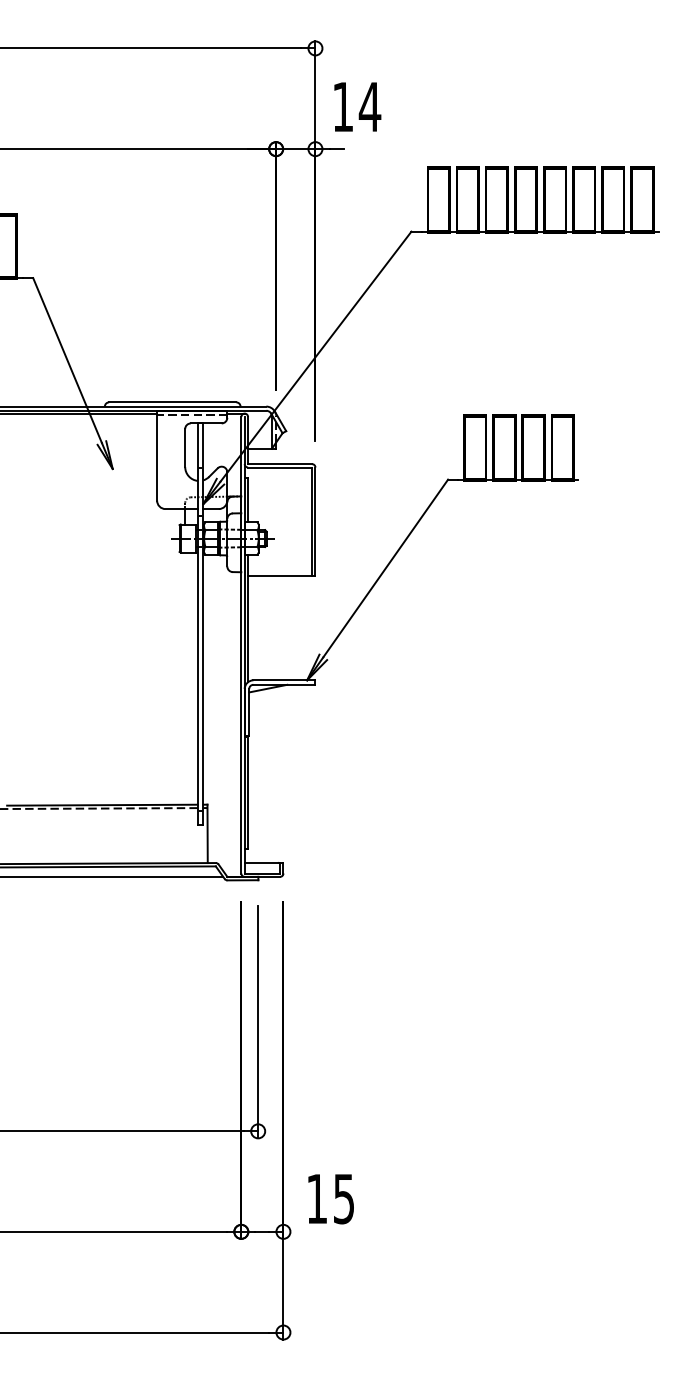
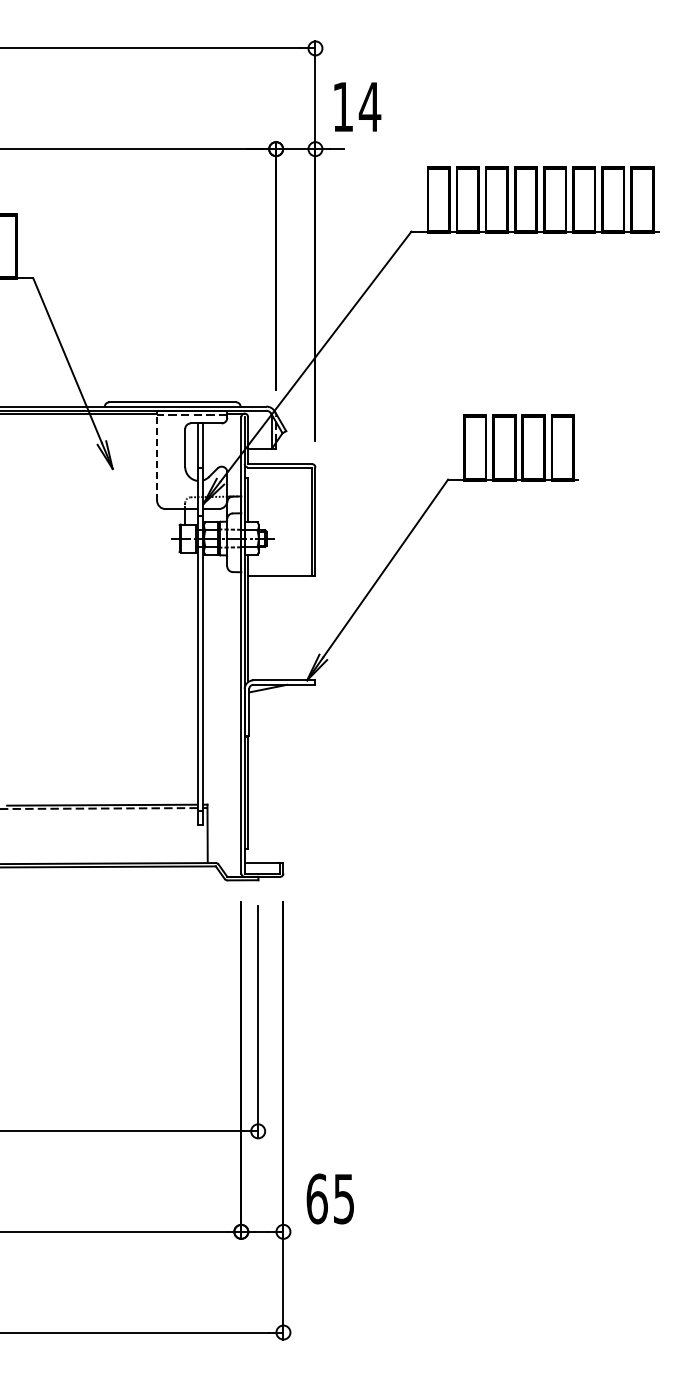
line: solid -> dashed (157, 455)
line: present -> none (112, 876)
text: 15 -> 65 (316, 1198)
